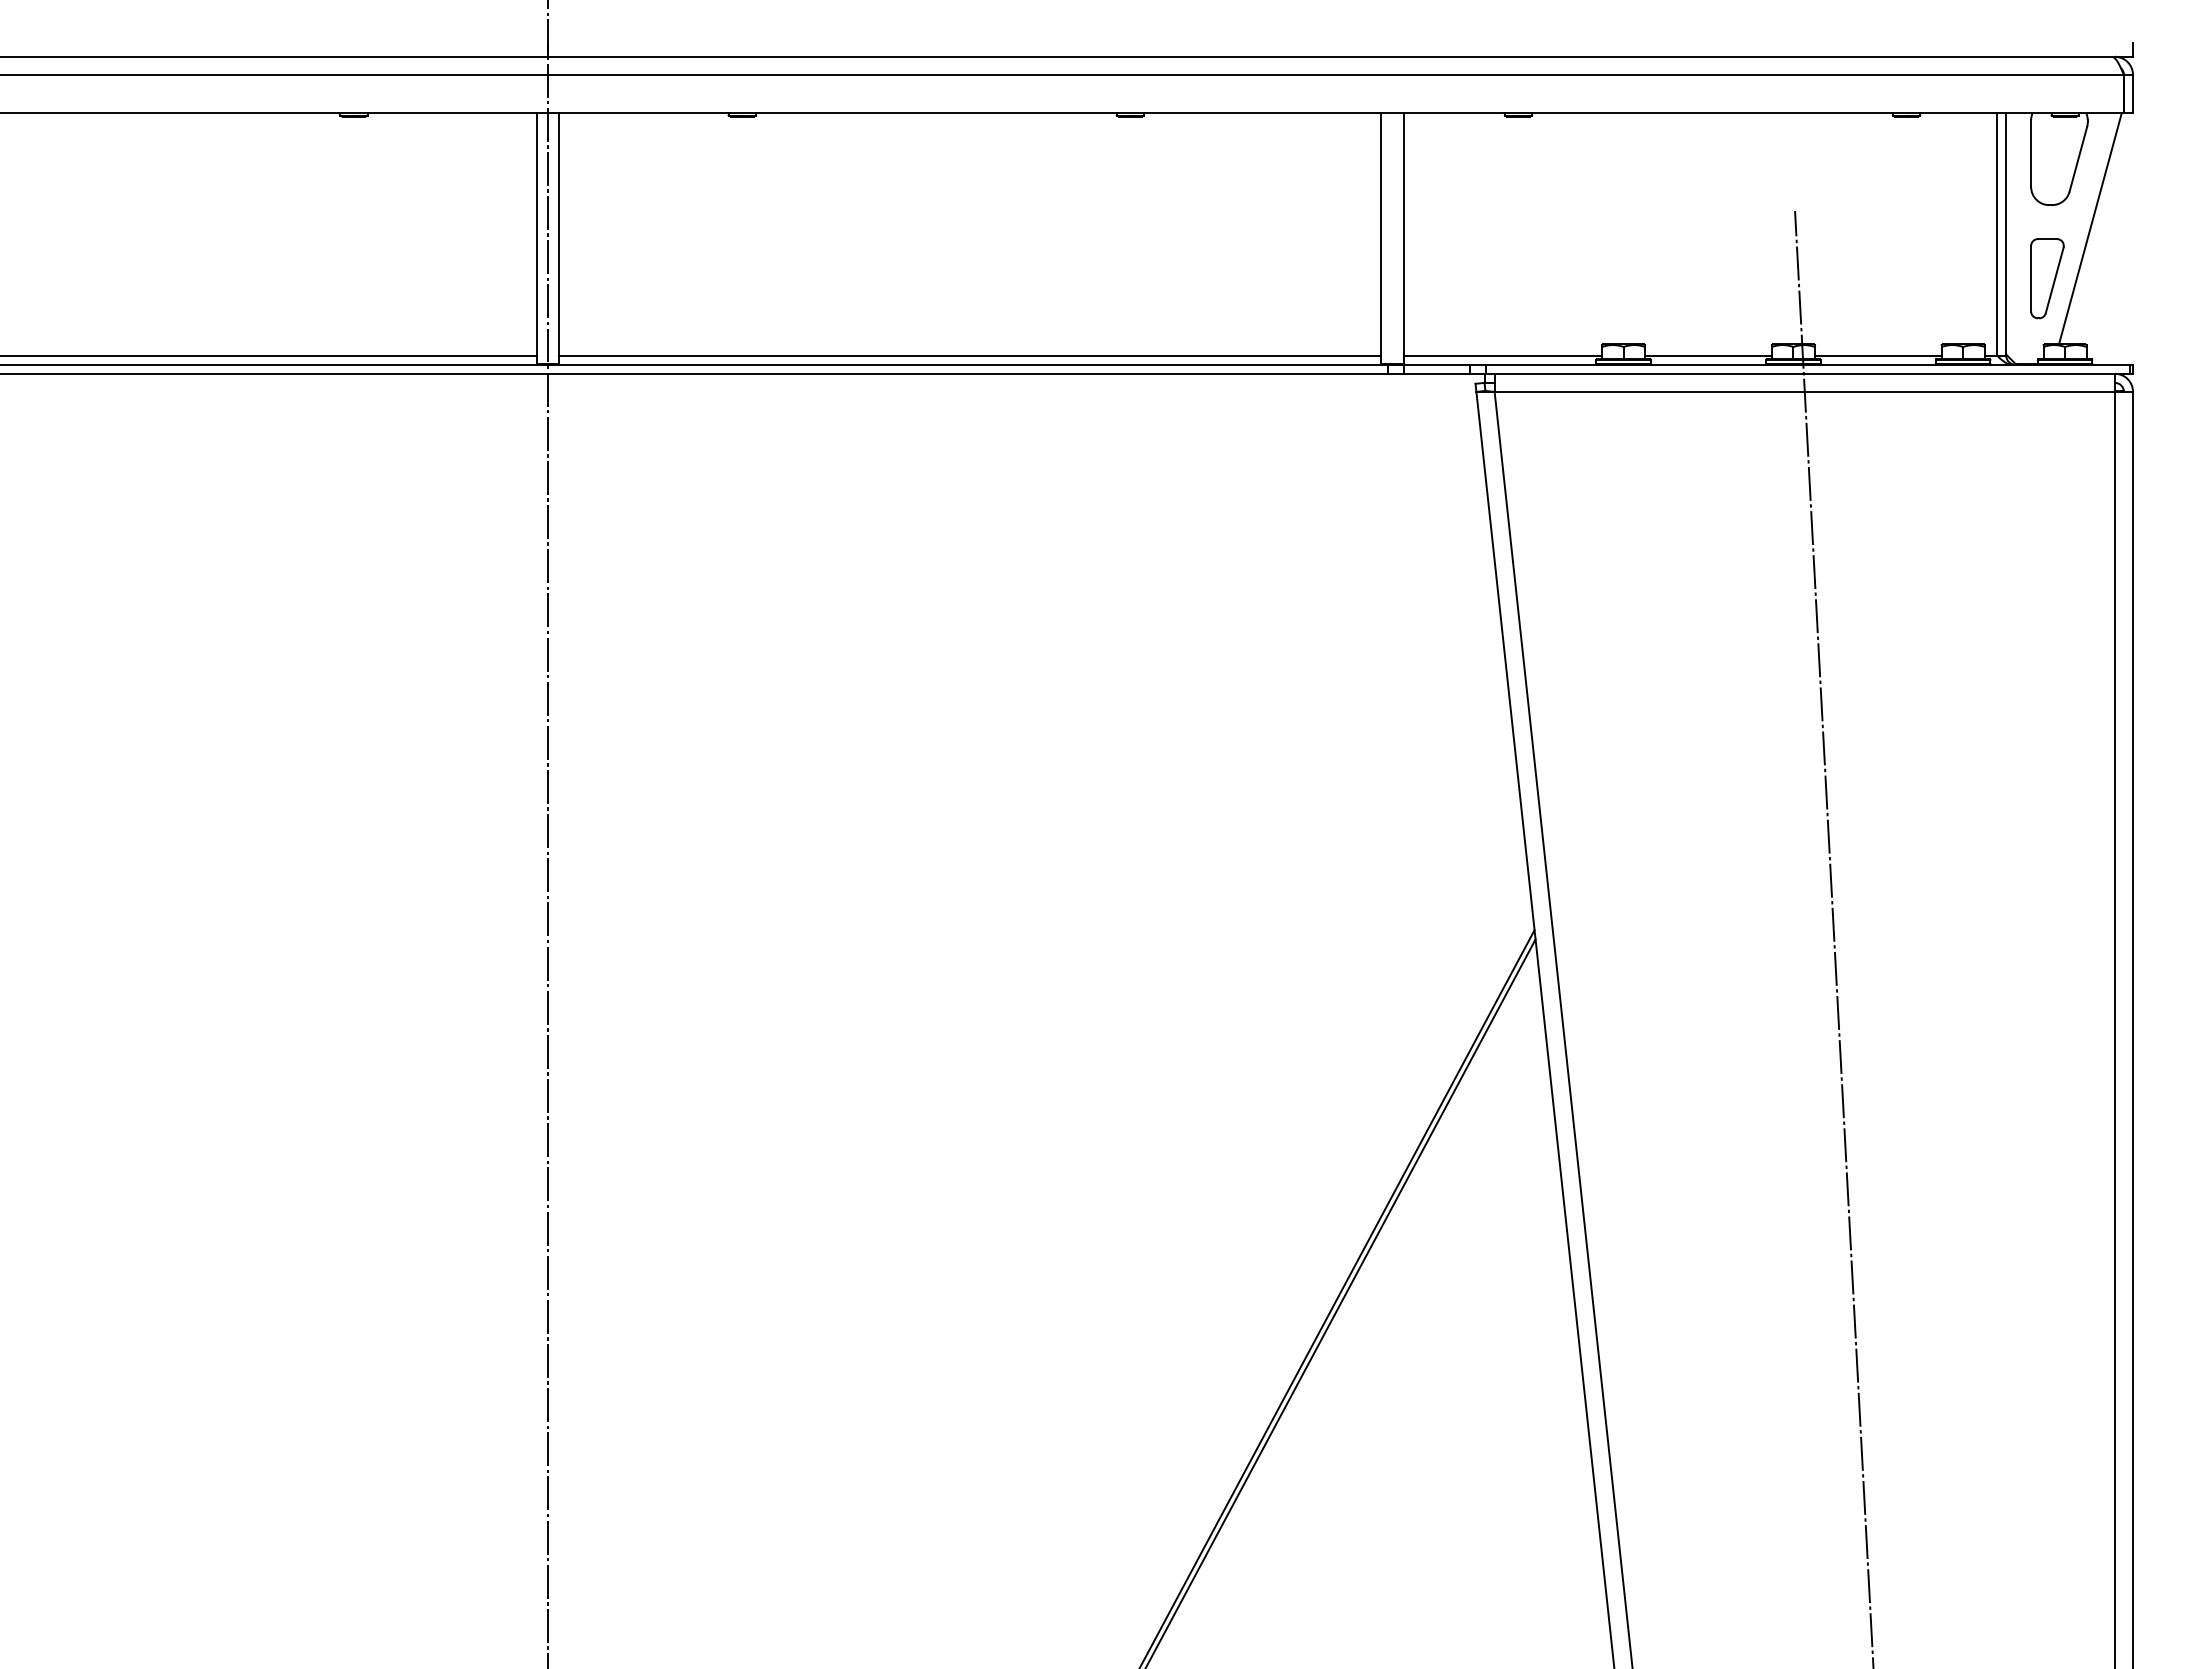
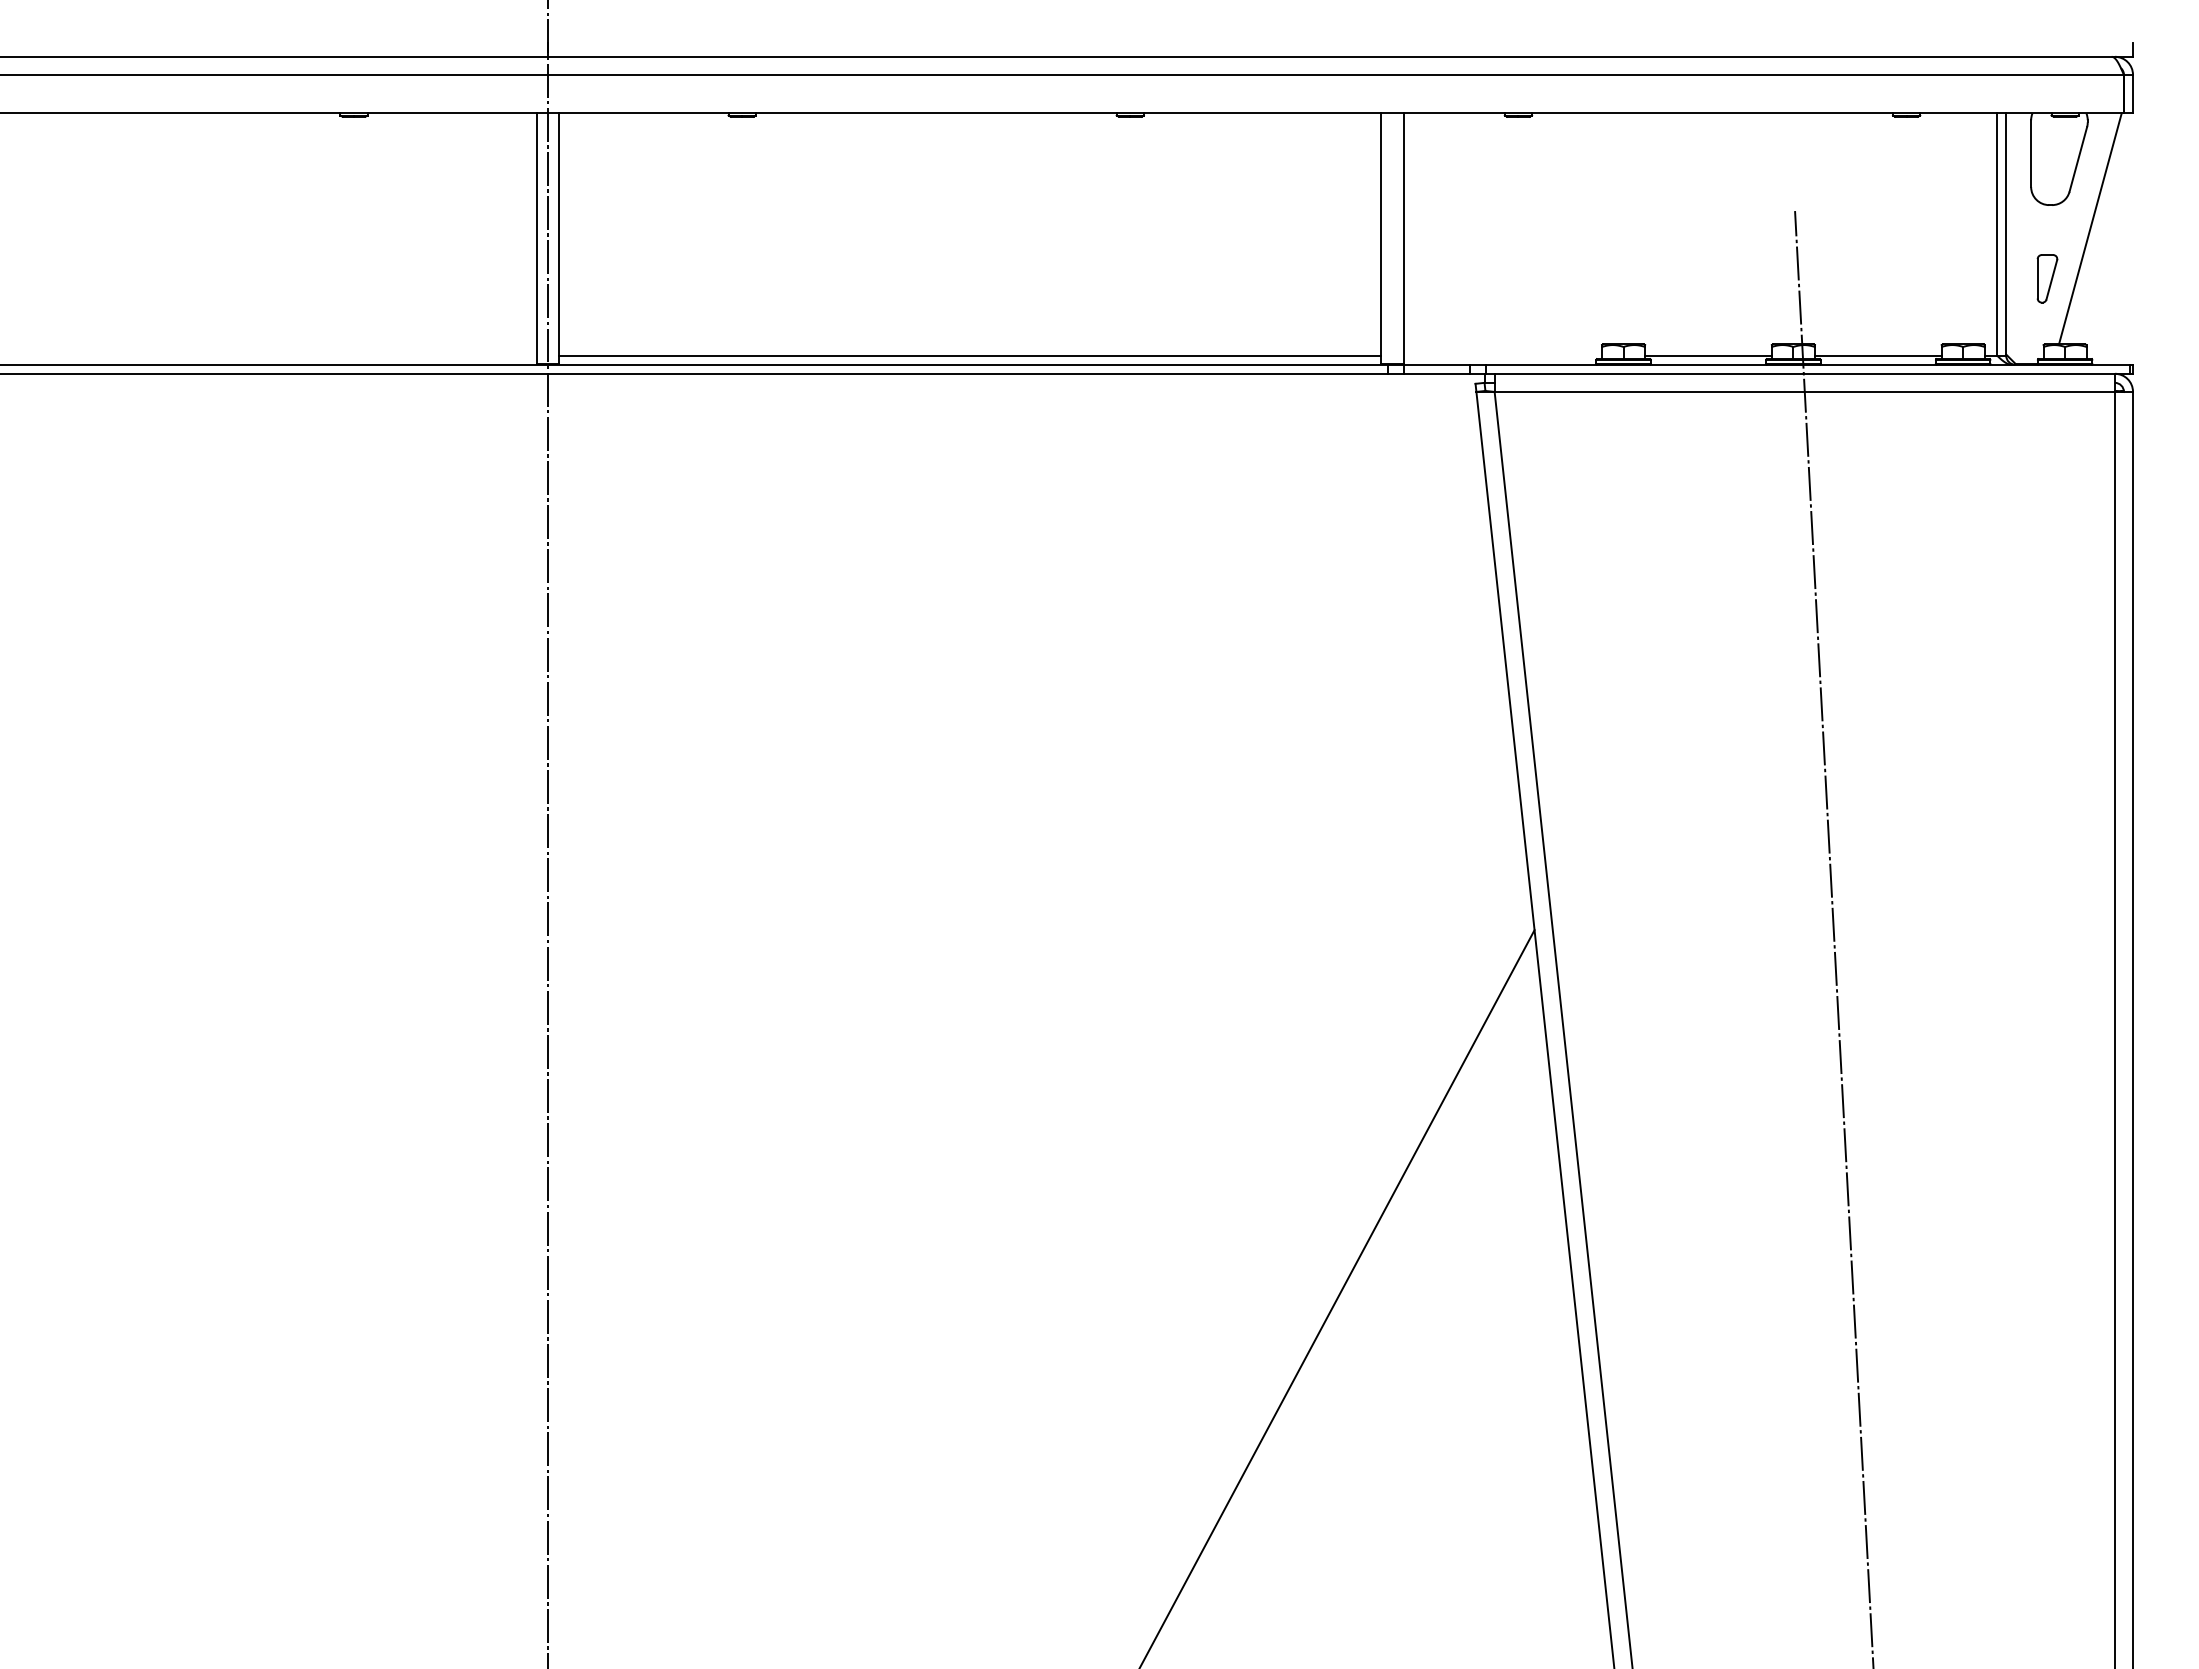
part size: 35x82 px -> 23x50 px (2047, 278)
line: present -> none (269, 355)
line: present -> none (1502, 355)
line: present -> none (1341, 1302)
